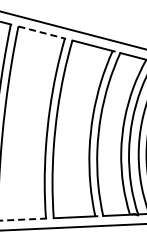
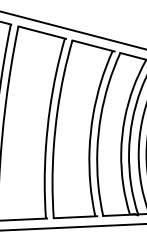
line: dashed -> solid (42, 32)
line: dashed -> solid (23, 219)
